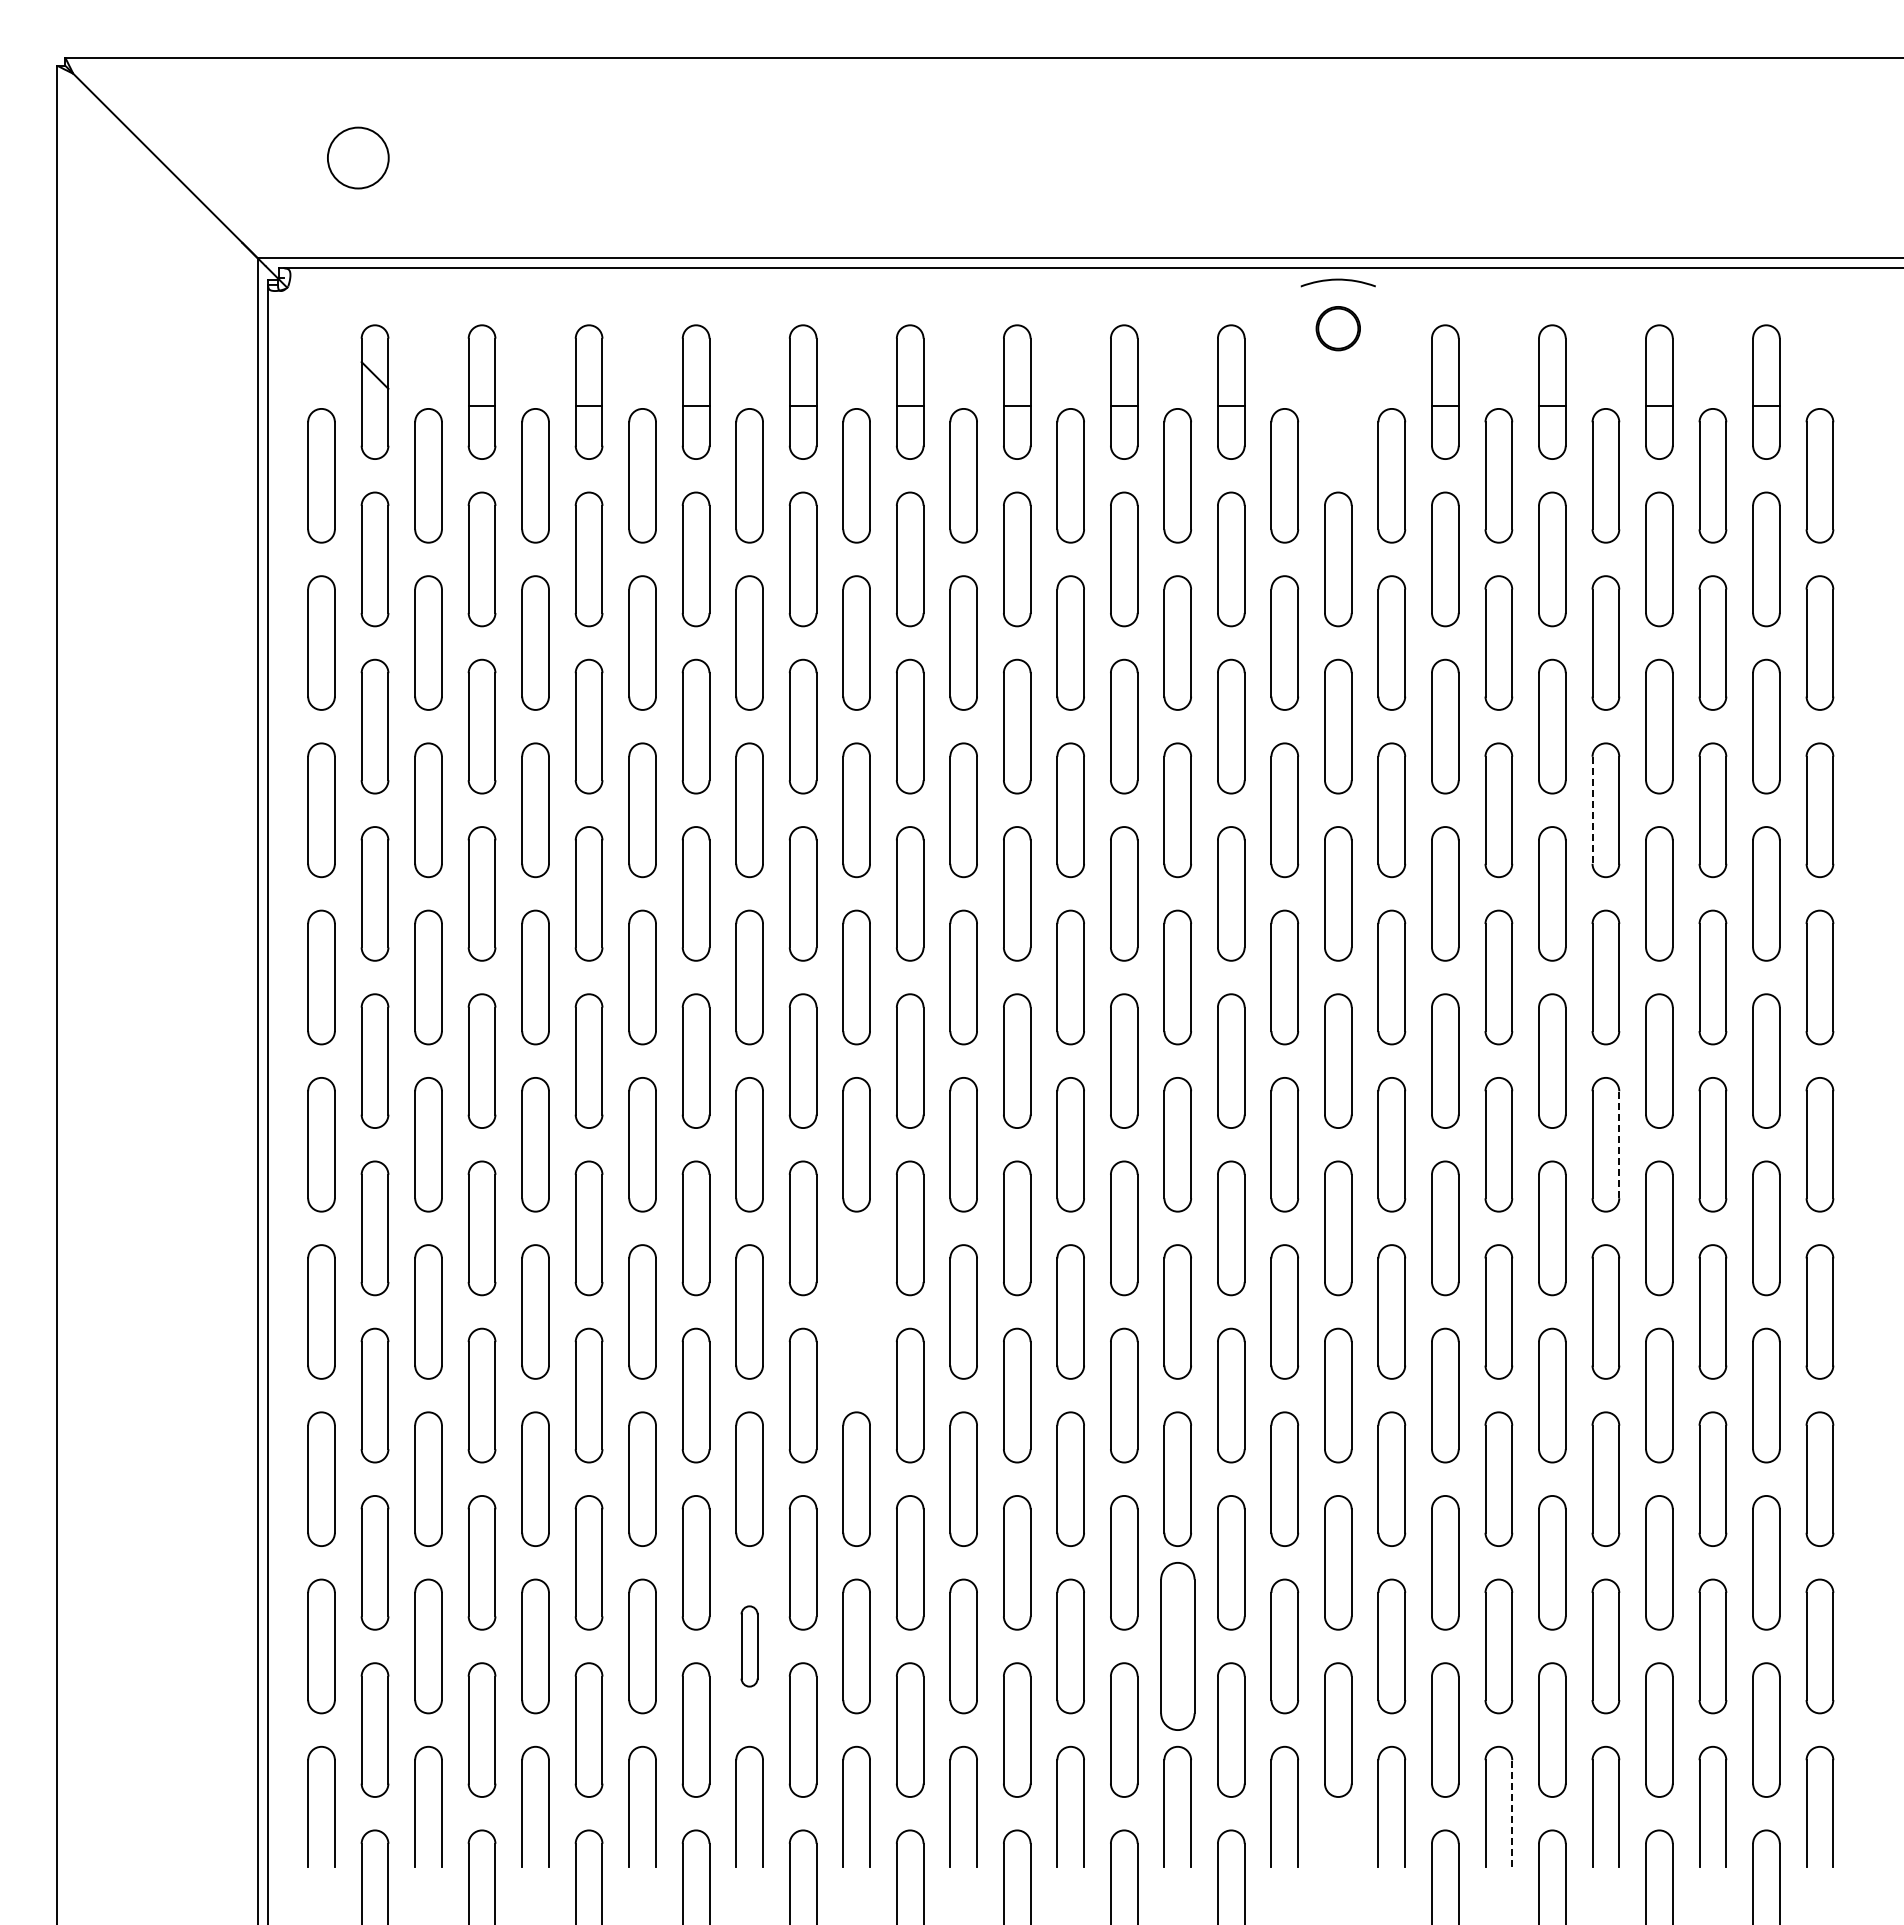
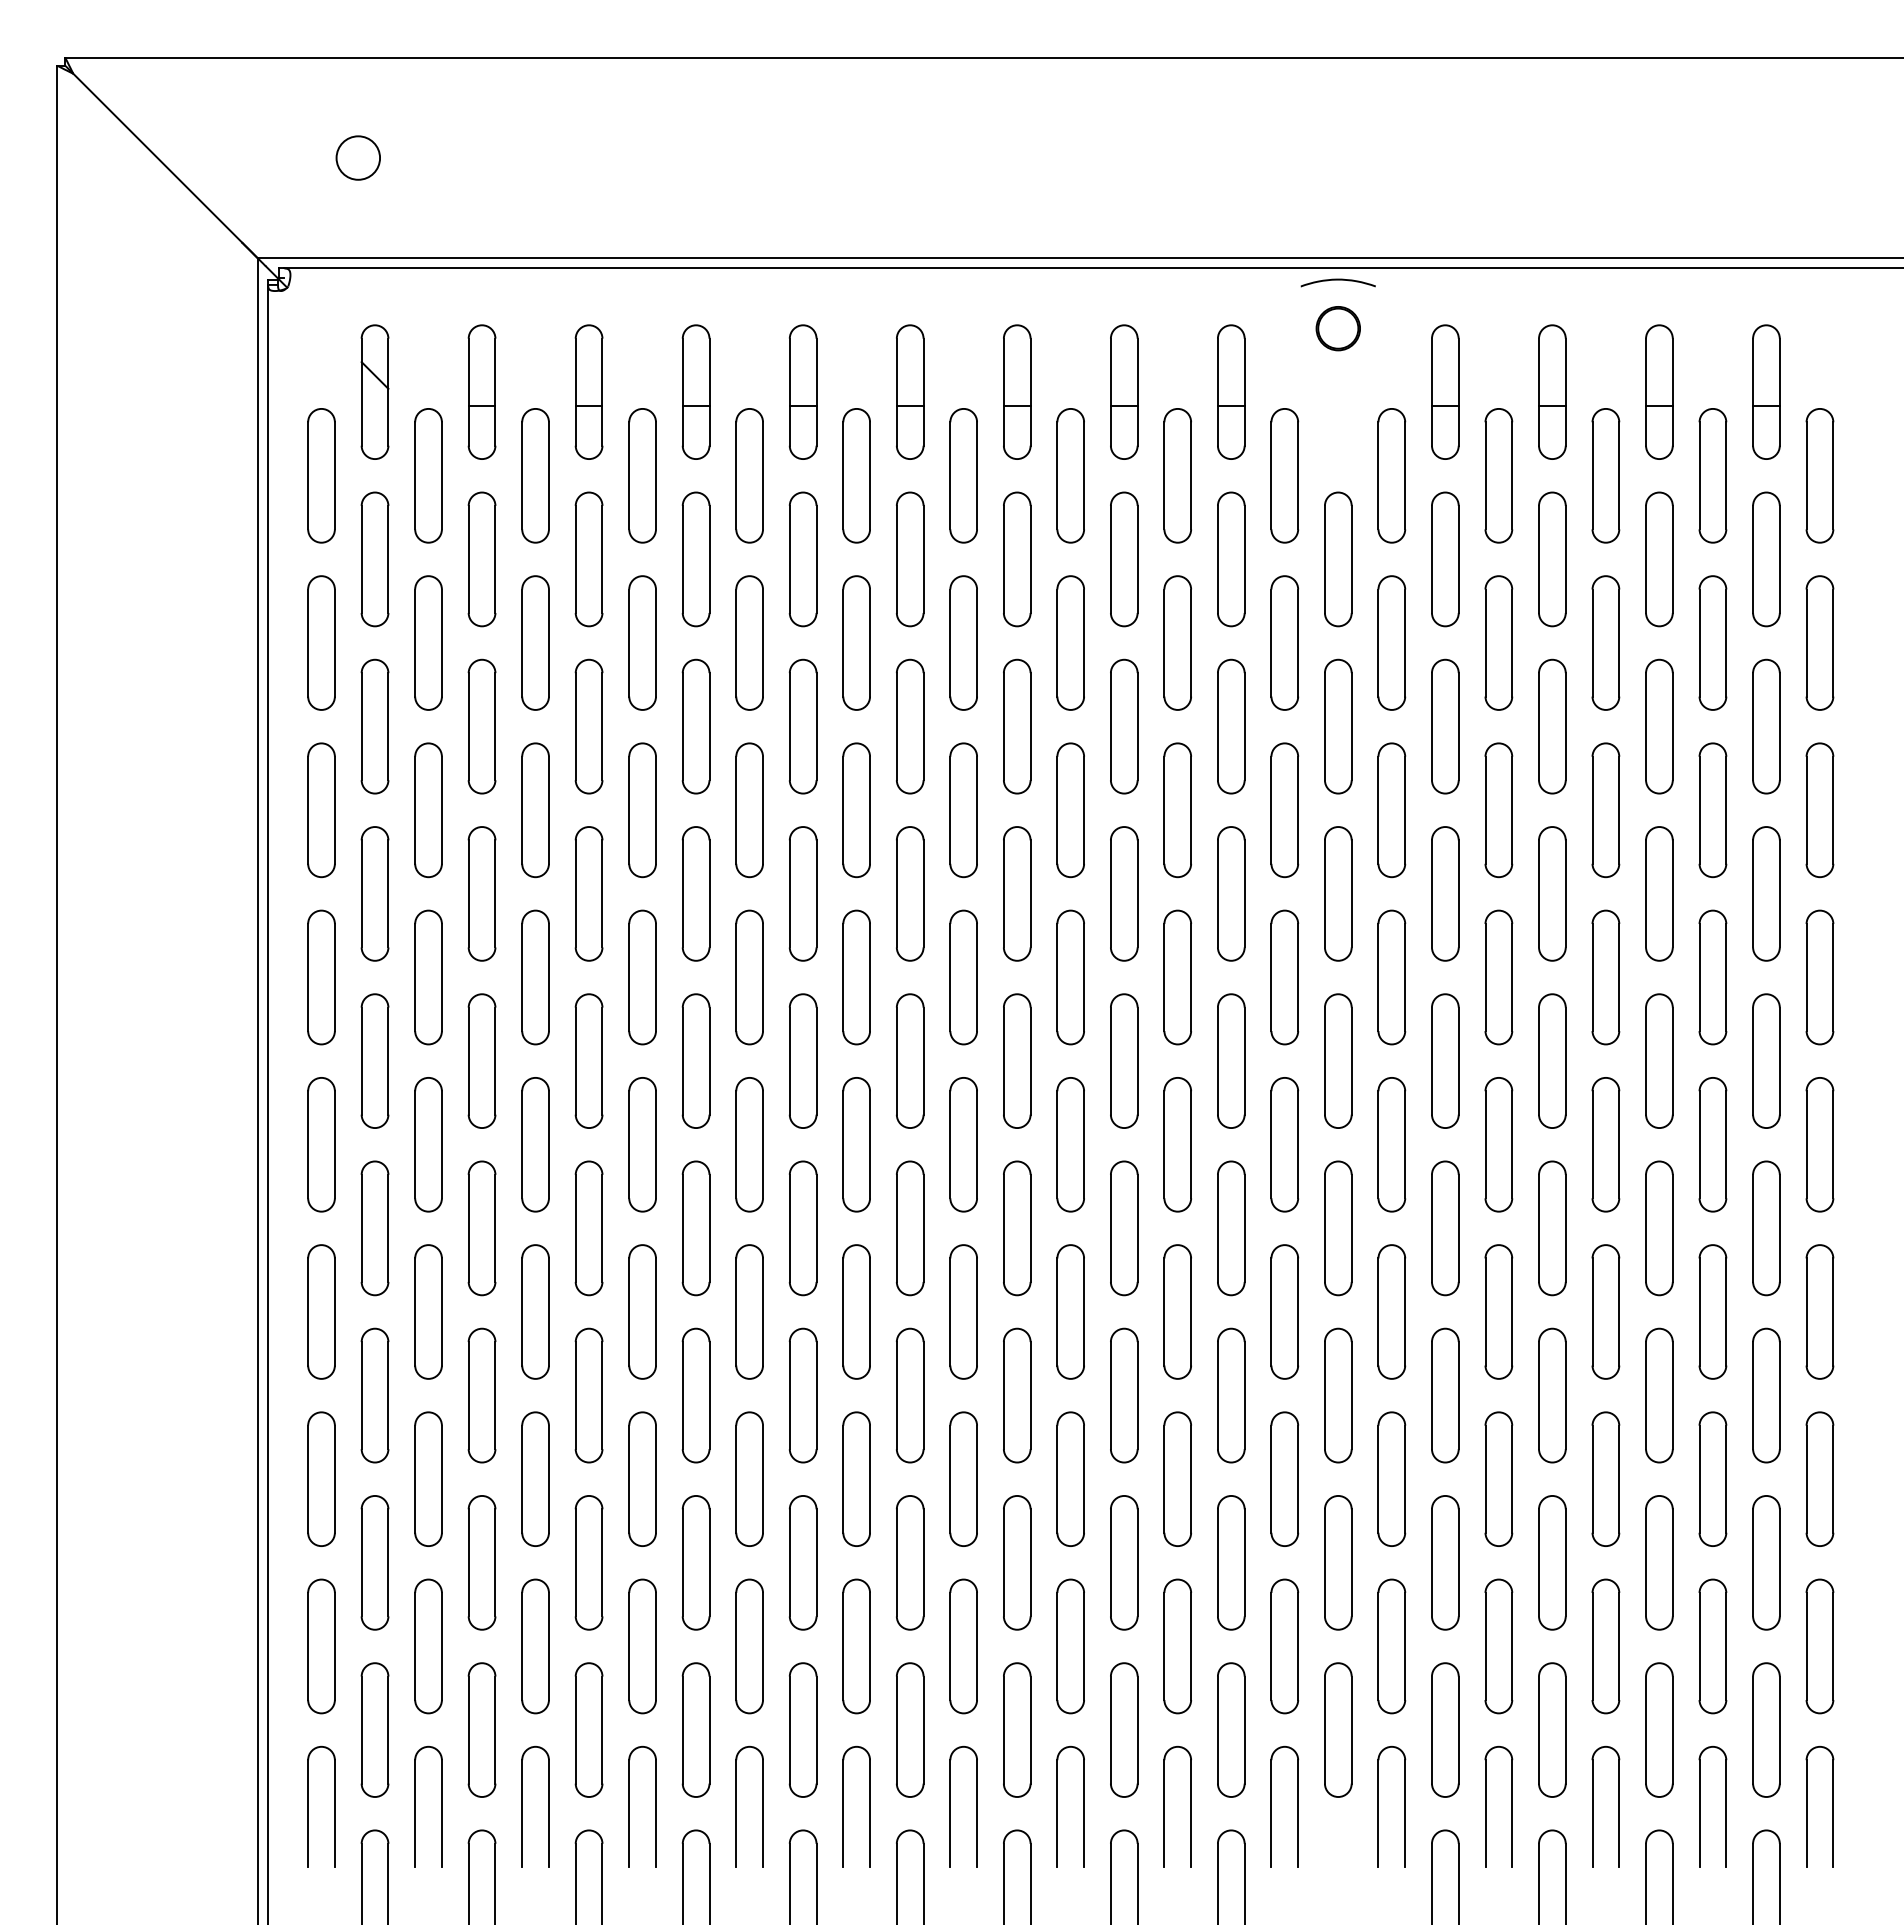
circle diameter: 61 px -> 43 px (358, 157)
line: dashed -> solid (1592, 810)
line: dashed -> solid (1619, 1144)
part: none -> present (856, 1311)
part size: 19x83 px -> 29x137 px (749, 1646)
part size: 36x169 px -> 29x137 px (1177, 1646)
line: dashed -> solid (1512, 1813)
